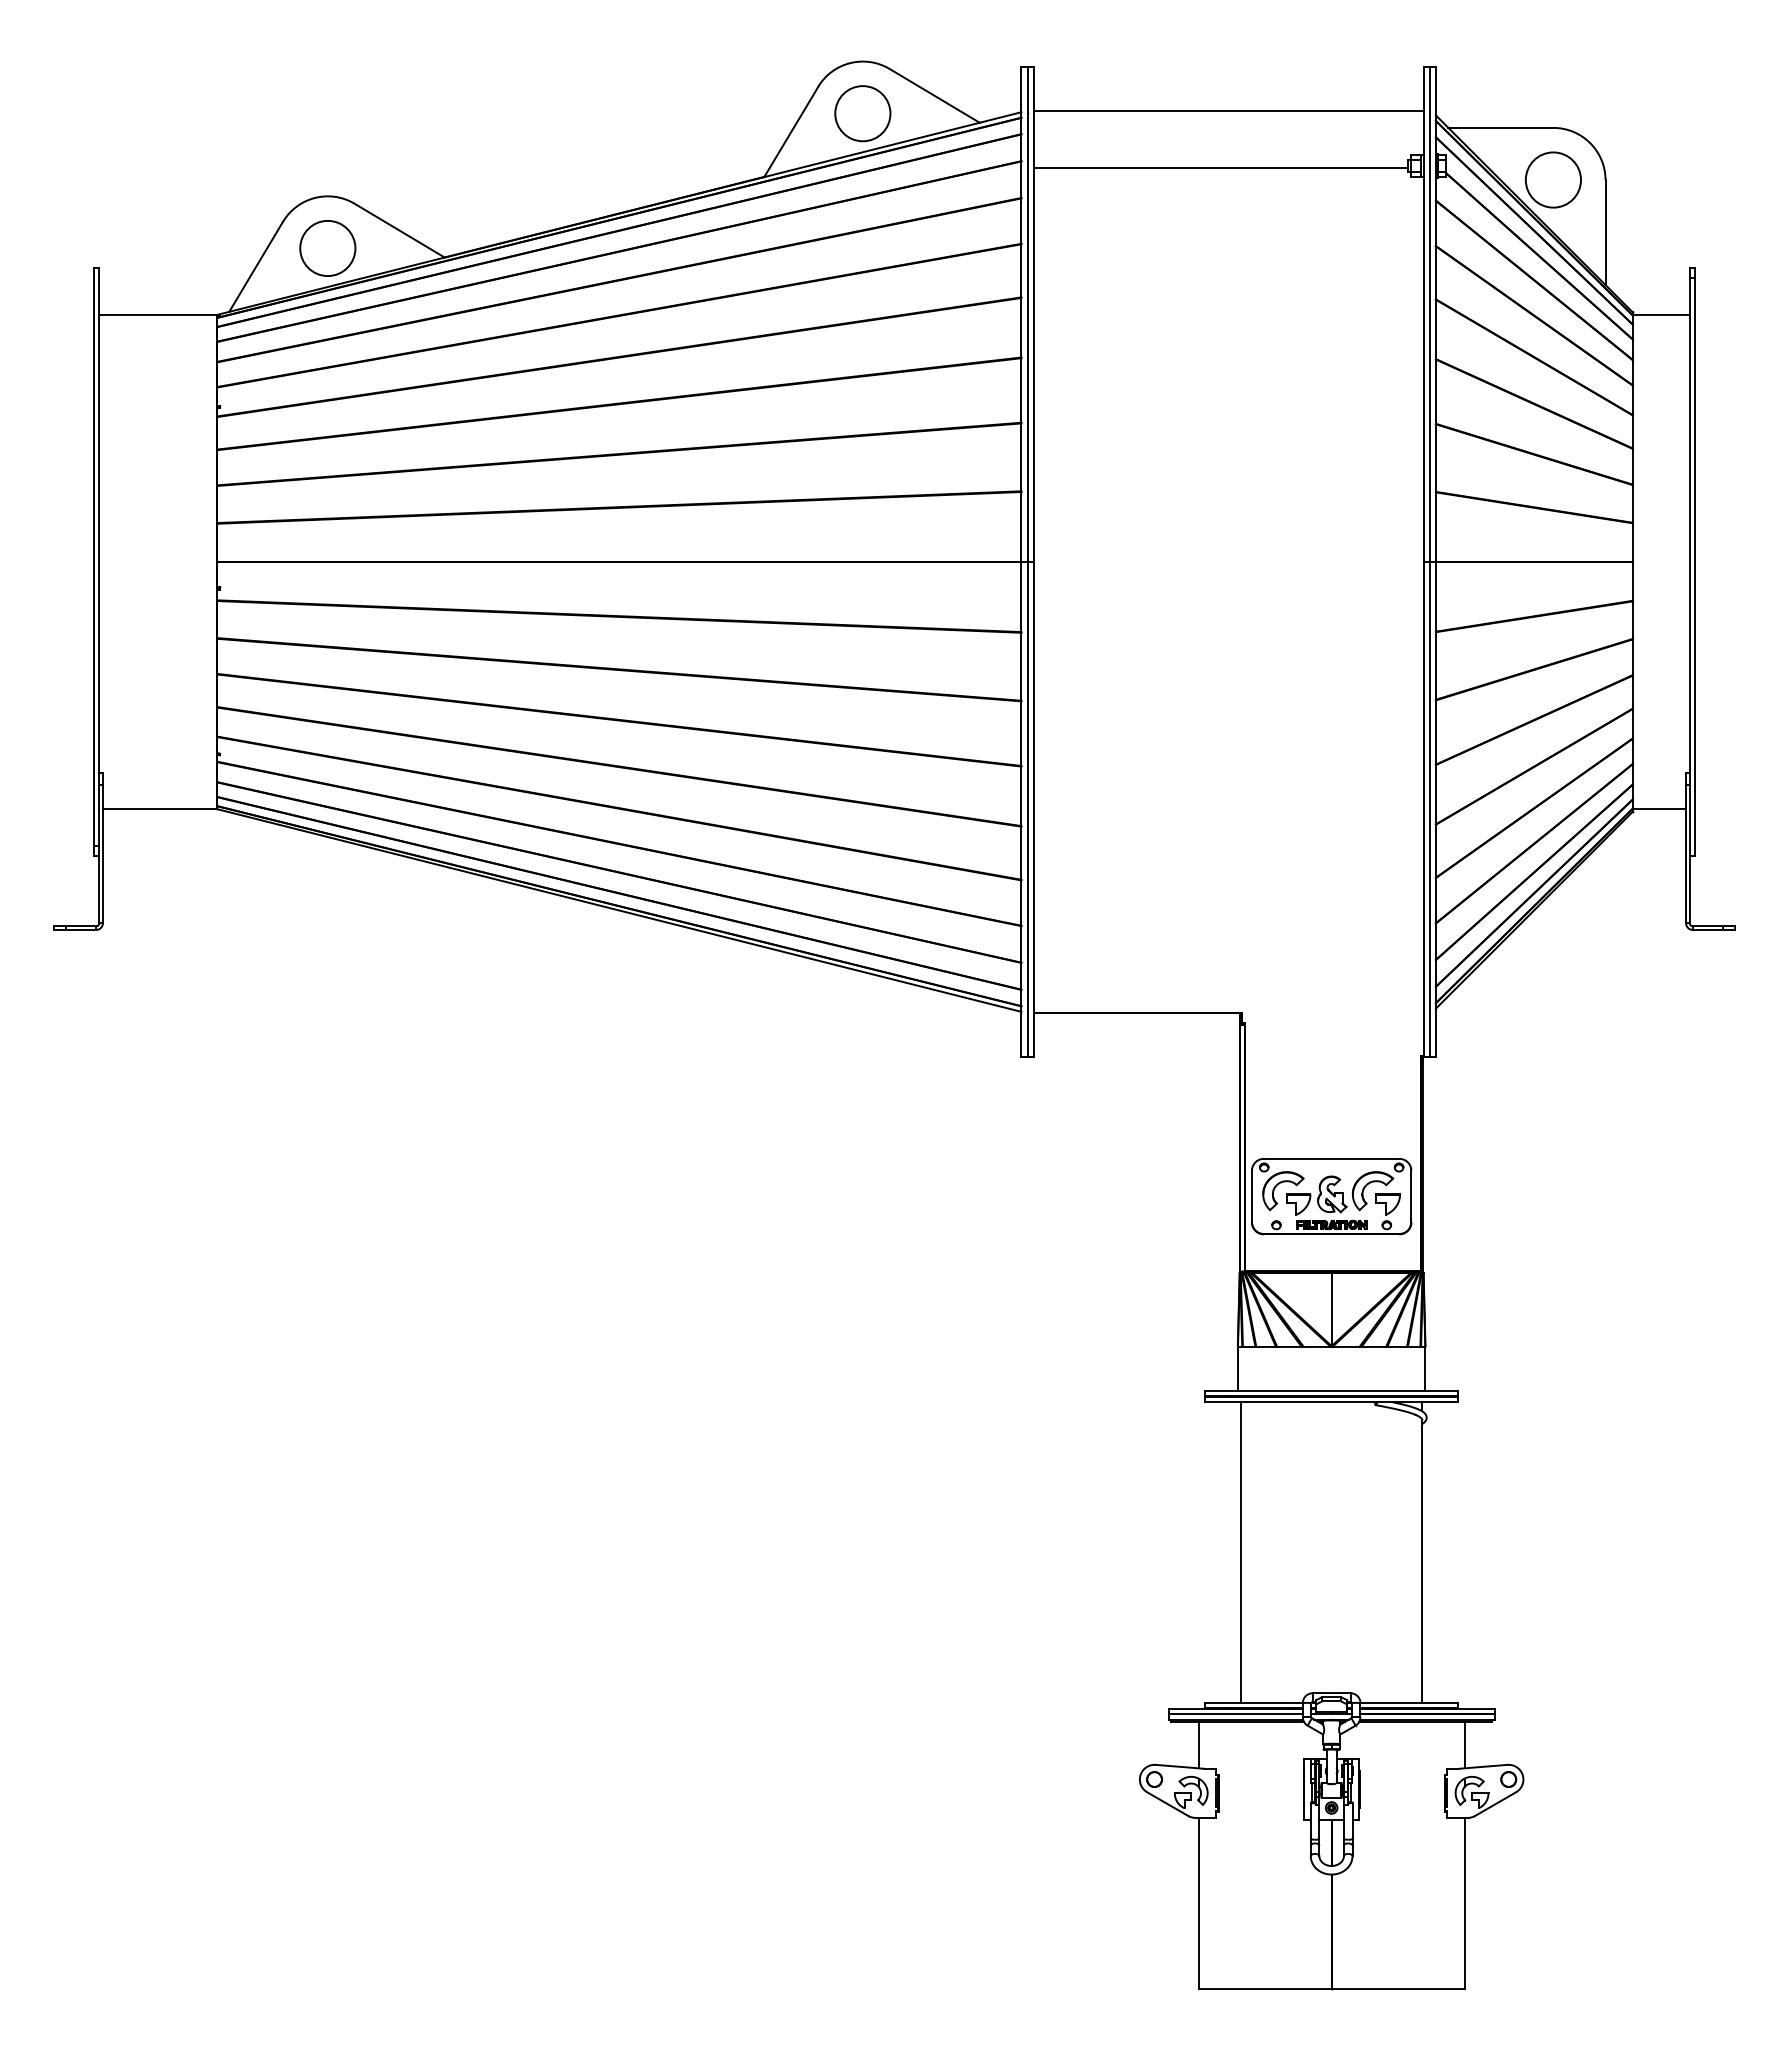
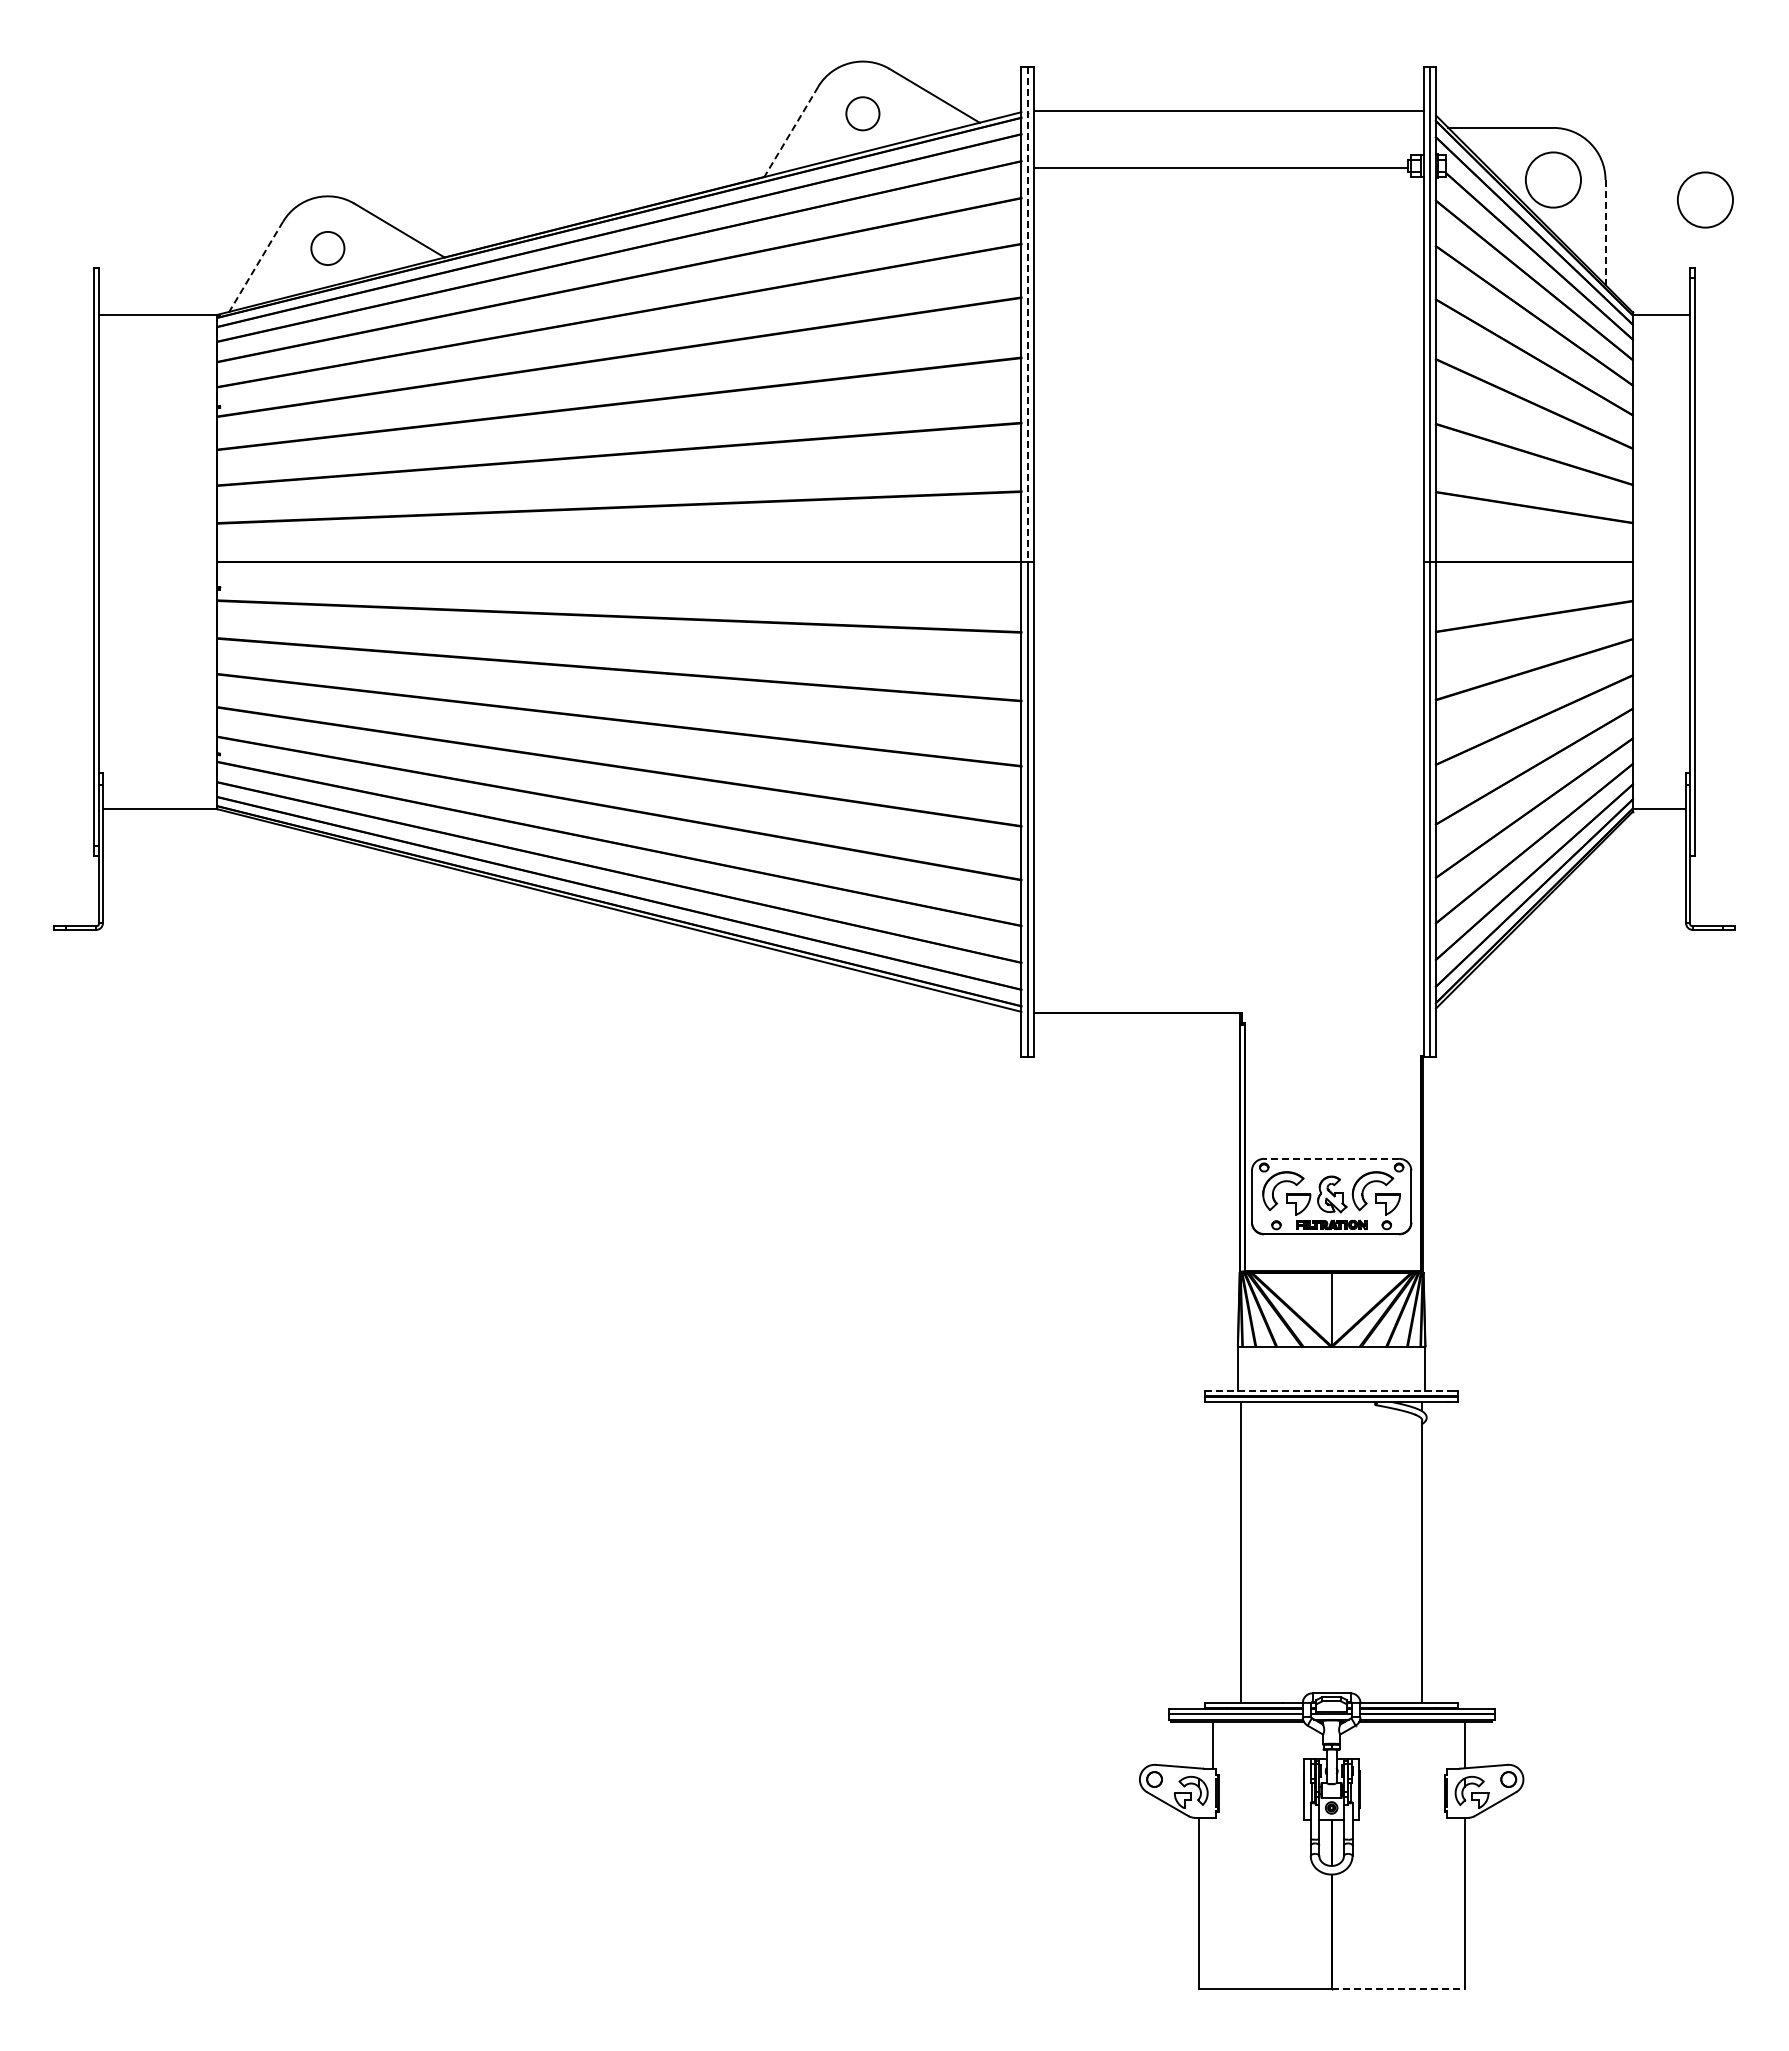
circle size: 58x58 px -> 36x36 px (862, 113)
line: solid -> dashed (791, 132)
circle: none -> present (1704, 199)
line: solid -> dashed (1605, 233)
circle size: 58x57 px -> 36x35 px (327, 248)
line: solid -> dashed (255, 267)
line: solid -> dashed (1027, 315)
line: solid -> dashed (1331, 1158)
line: solid -> dashed (1326, 1391)
line position: (1198, 1745) -> (1212, 1745) (1212, 1745)
line: solid -> dashed (1398, 1989)
